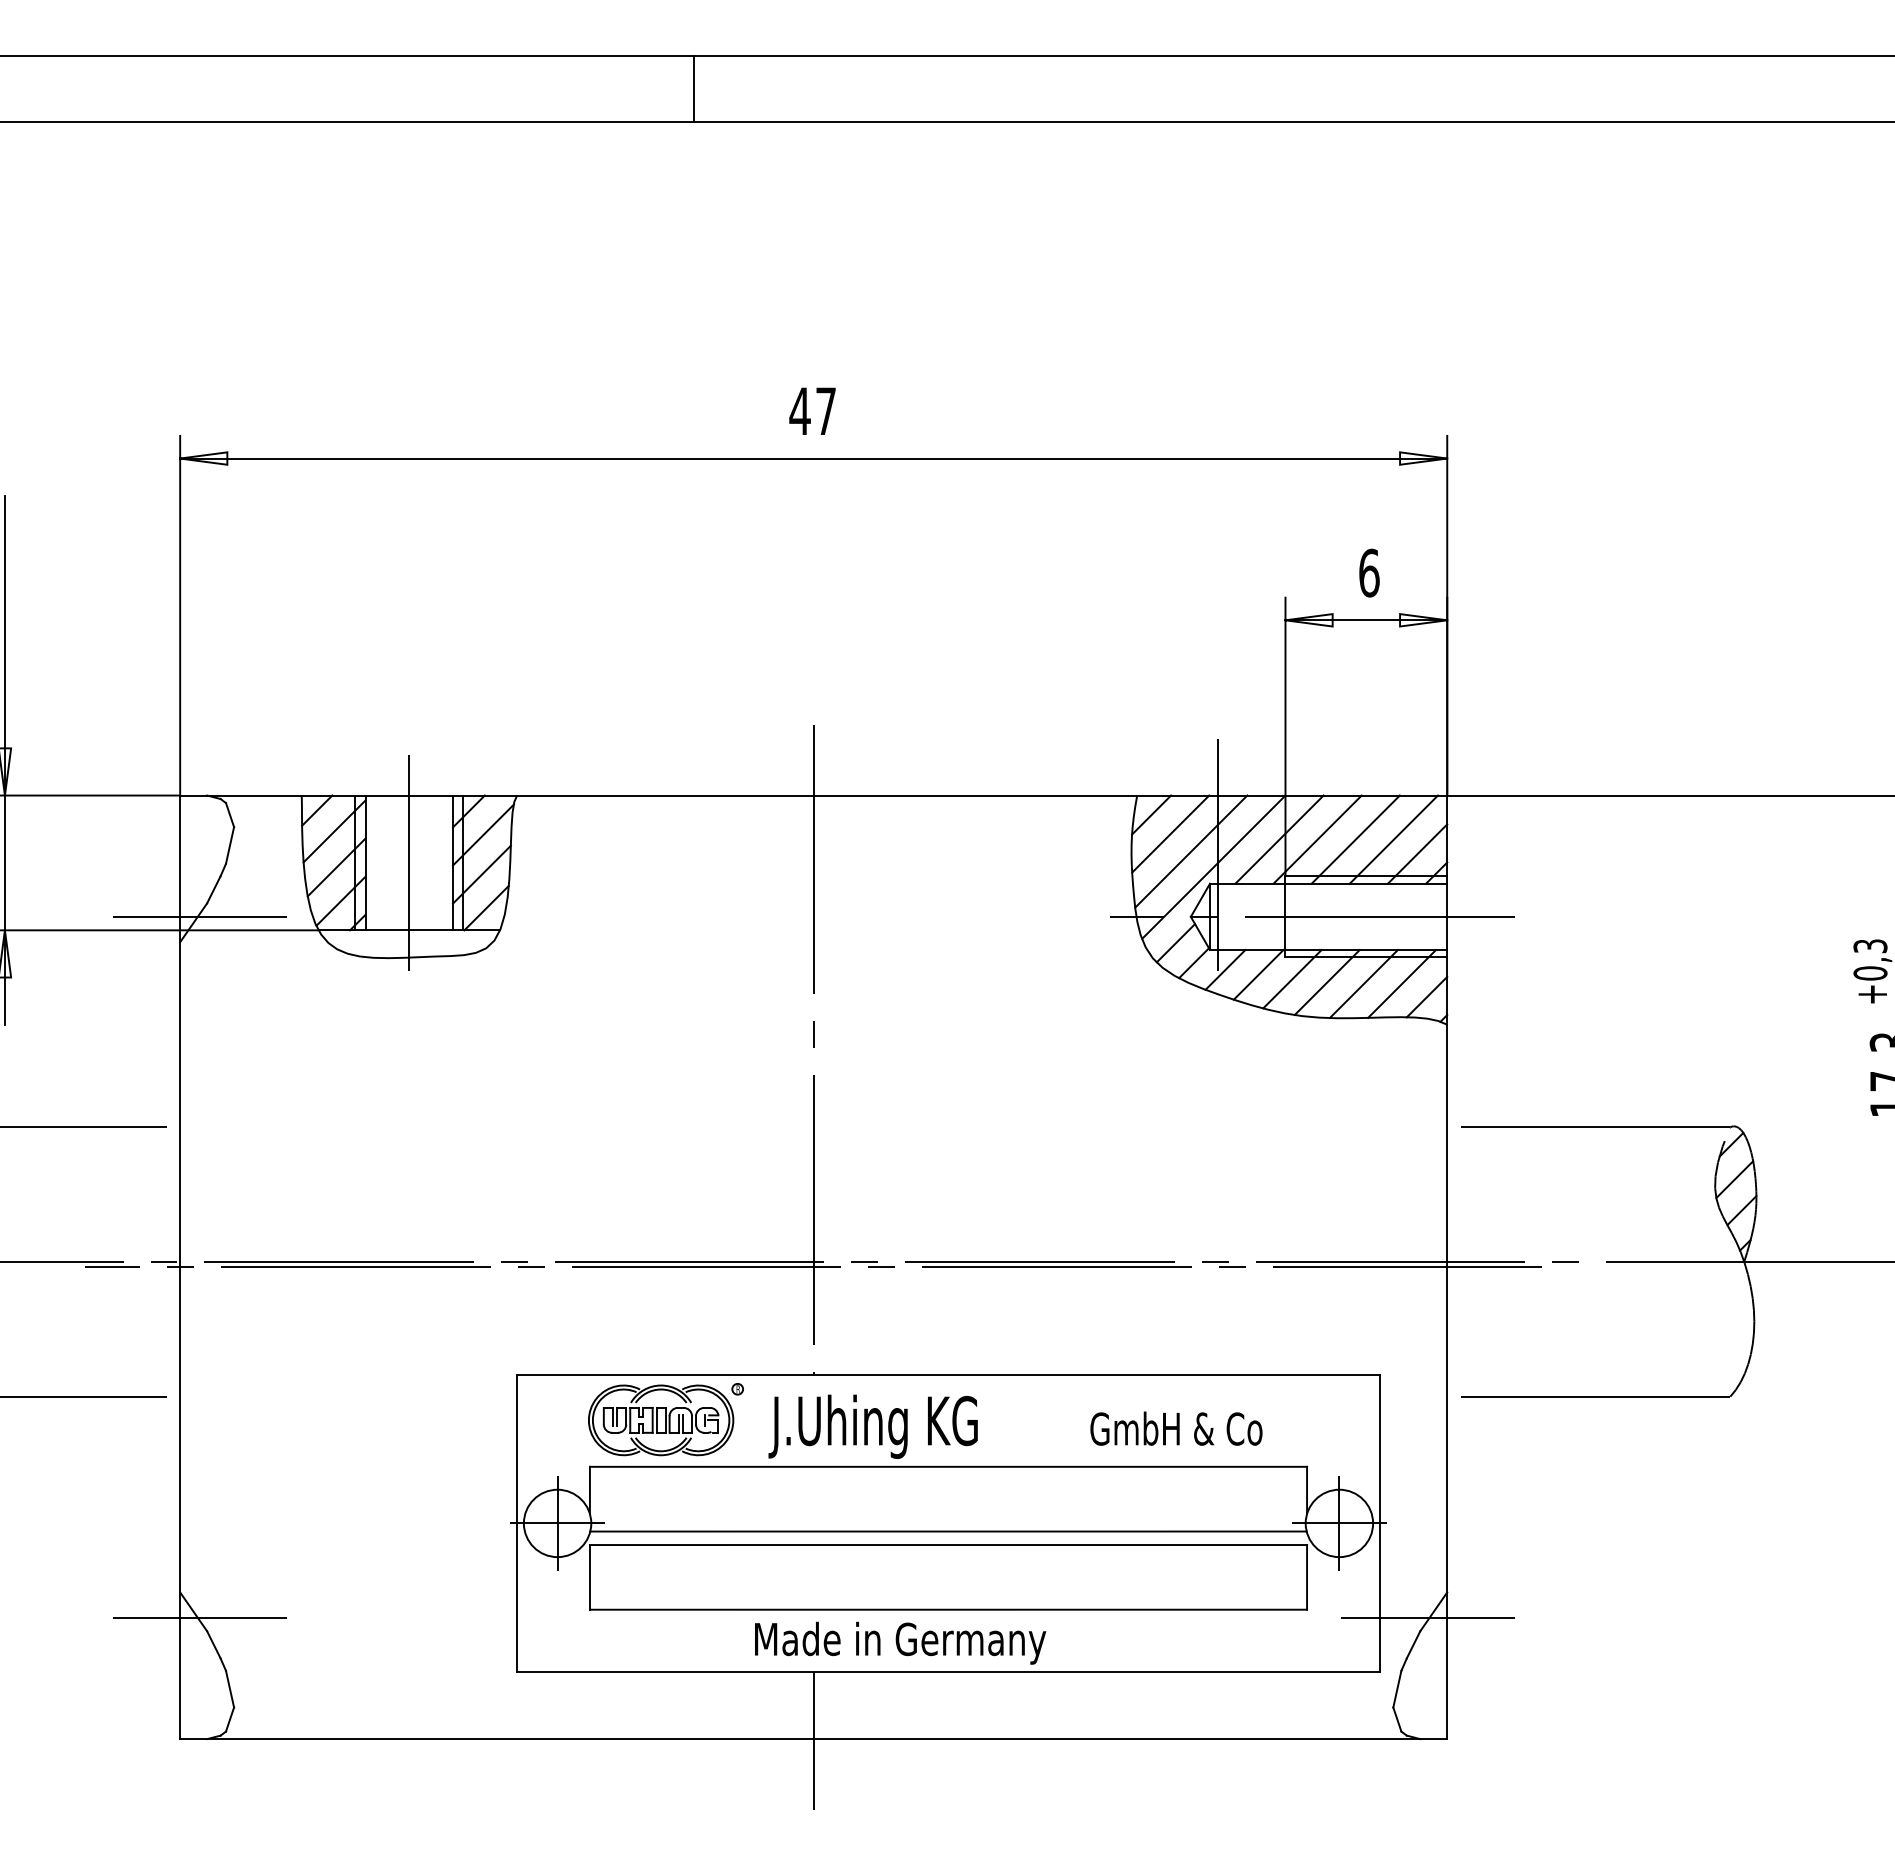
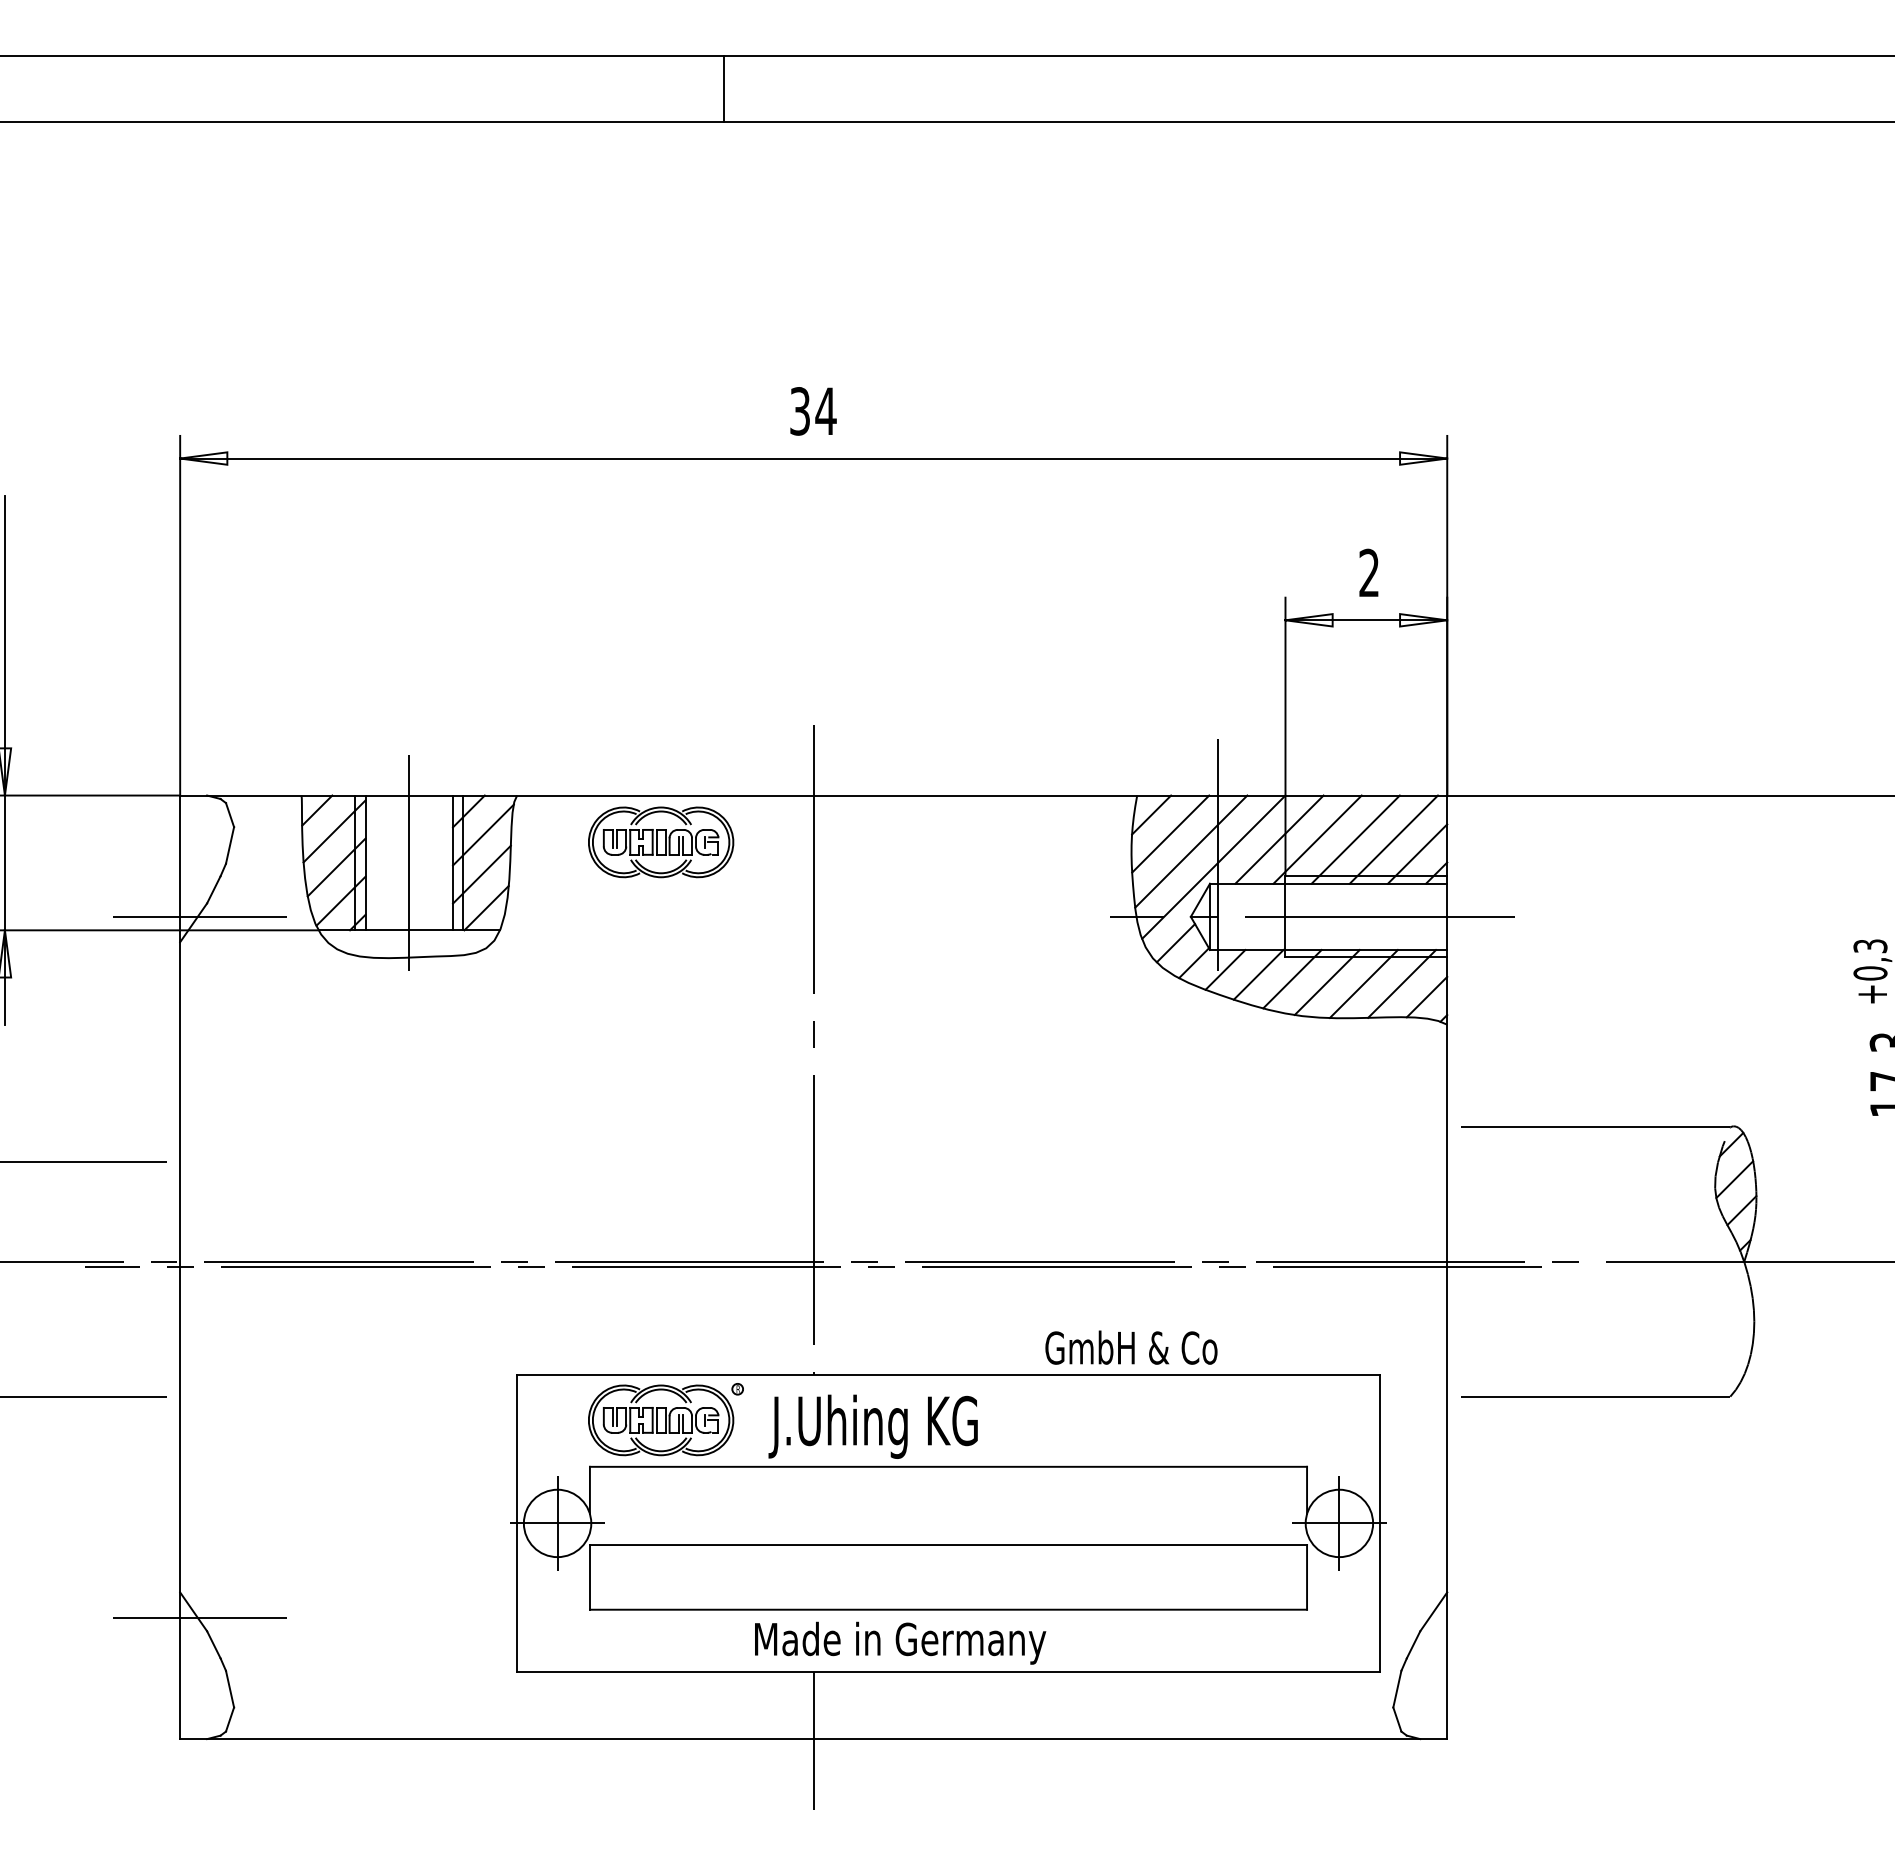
line position: (693, 89) -> (723, 89) (723, 89)
text: 47 -> 34 (812, 411)
text: 6 -> 2 (1369, 572)
part: none -> present (661, 842)
line position: (91, 1127) -> (91, 1162) (91, 1162)
text position: (1176, 1428) -> (1131, 1347) (1131, 1347)
line: present -> none (948, 1531)
line: present -> none (1427, 1617)
